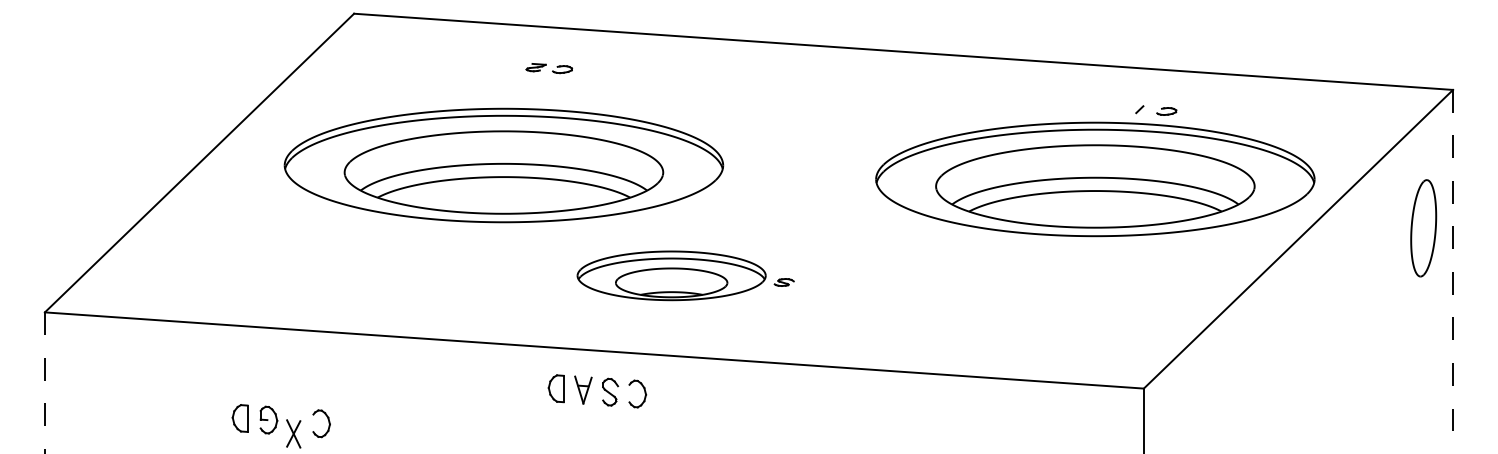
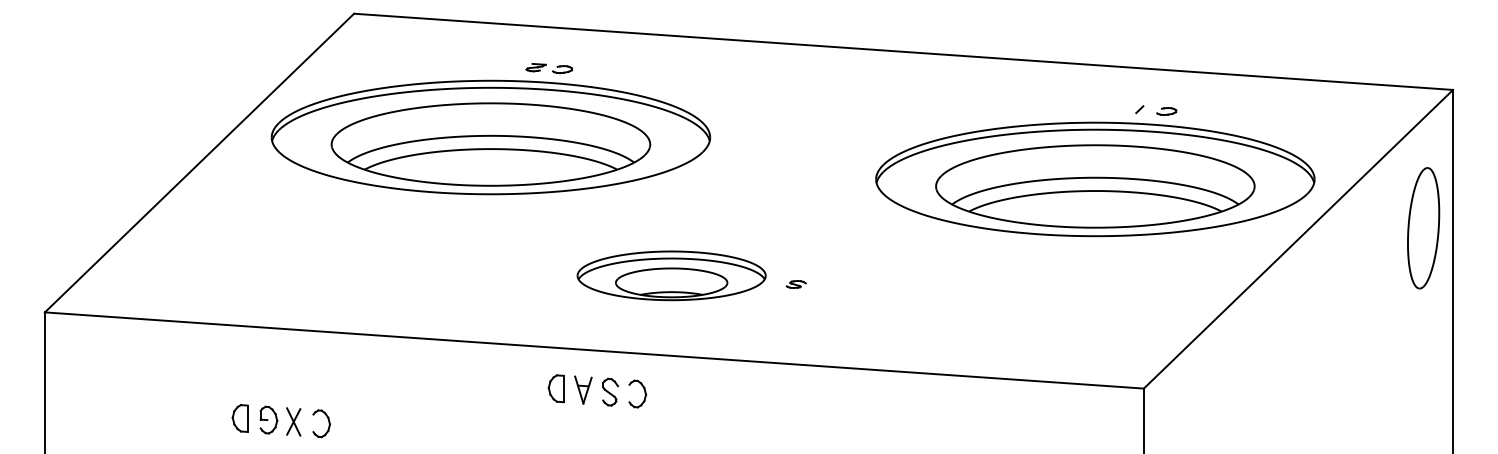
part position: (503, 165) -> (490, 137) (490, 137)
part size: 28x99 px -> 34x123 px (1423, 228)
line: dashed -> solid (1453, 271)
part position: (783, 282) -> (795, 284) (795, 284)
line: dashed -> solid (44, 383)
part position: (293, 433) -> (293, 421) (293, 421)
